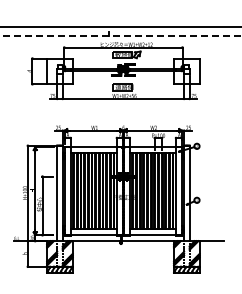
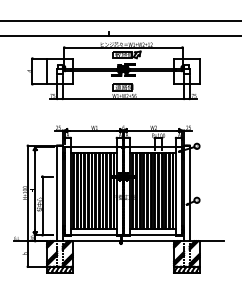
line position: (120, 27) -> (120, 21) (120, 21)
line: dashed -> solid (120, 35)
